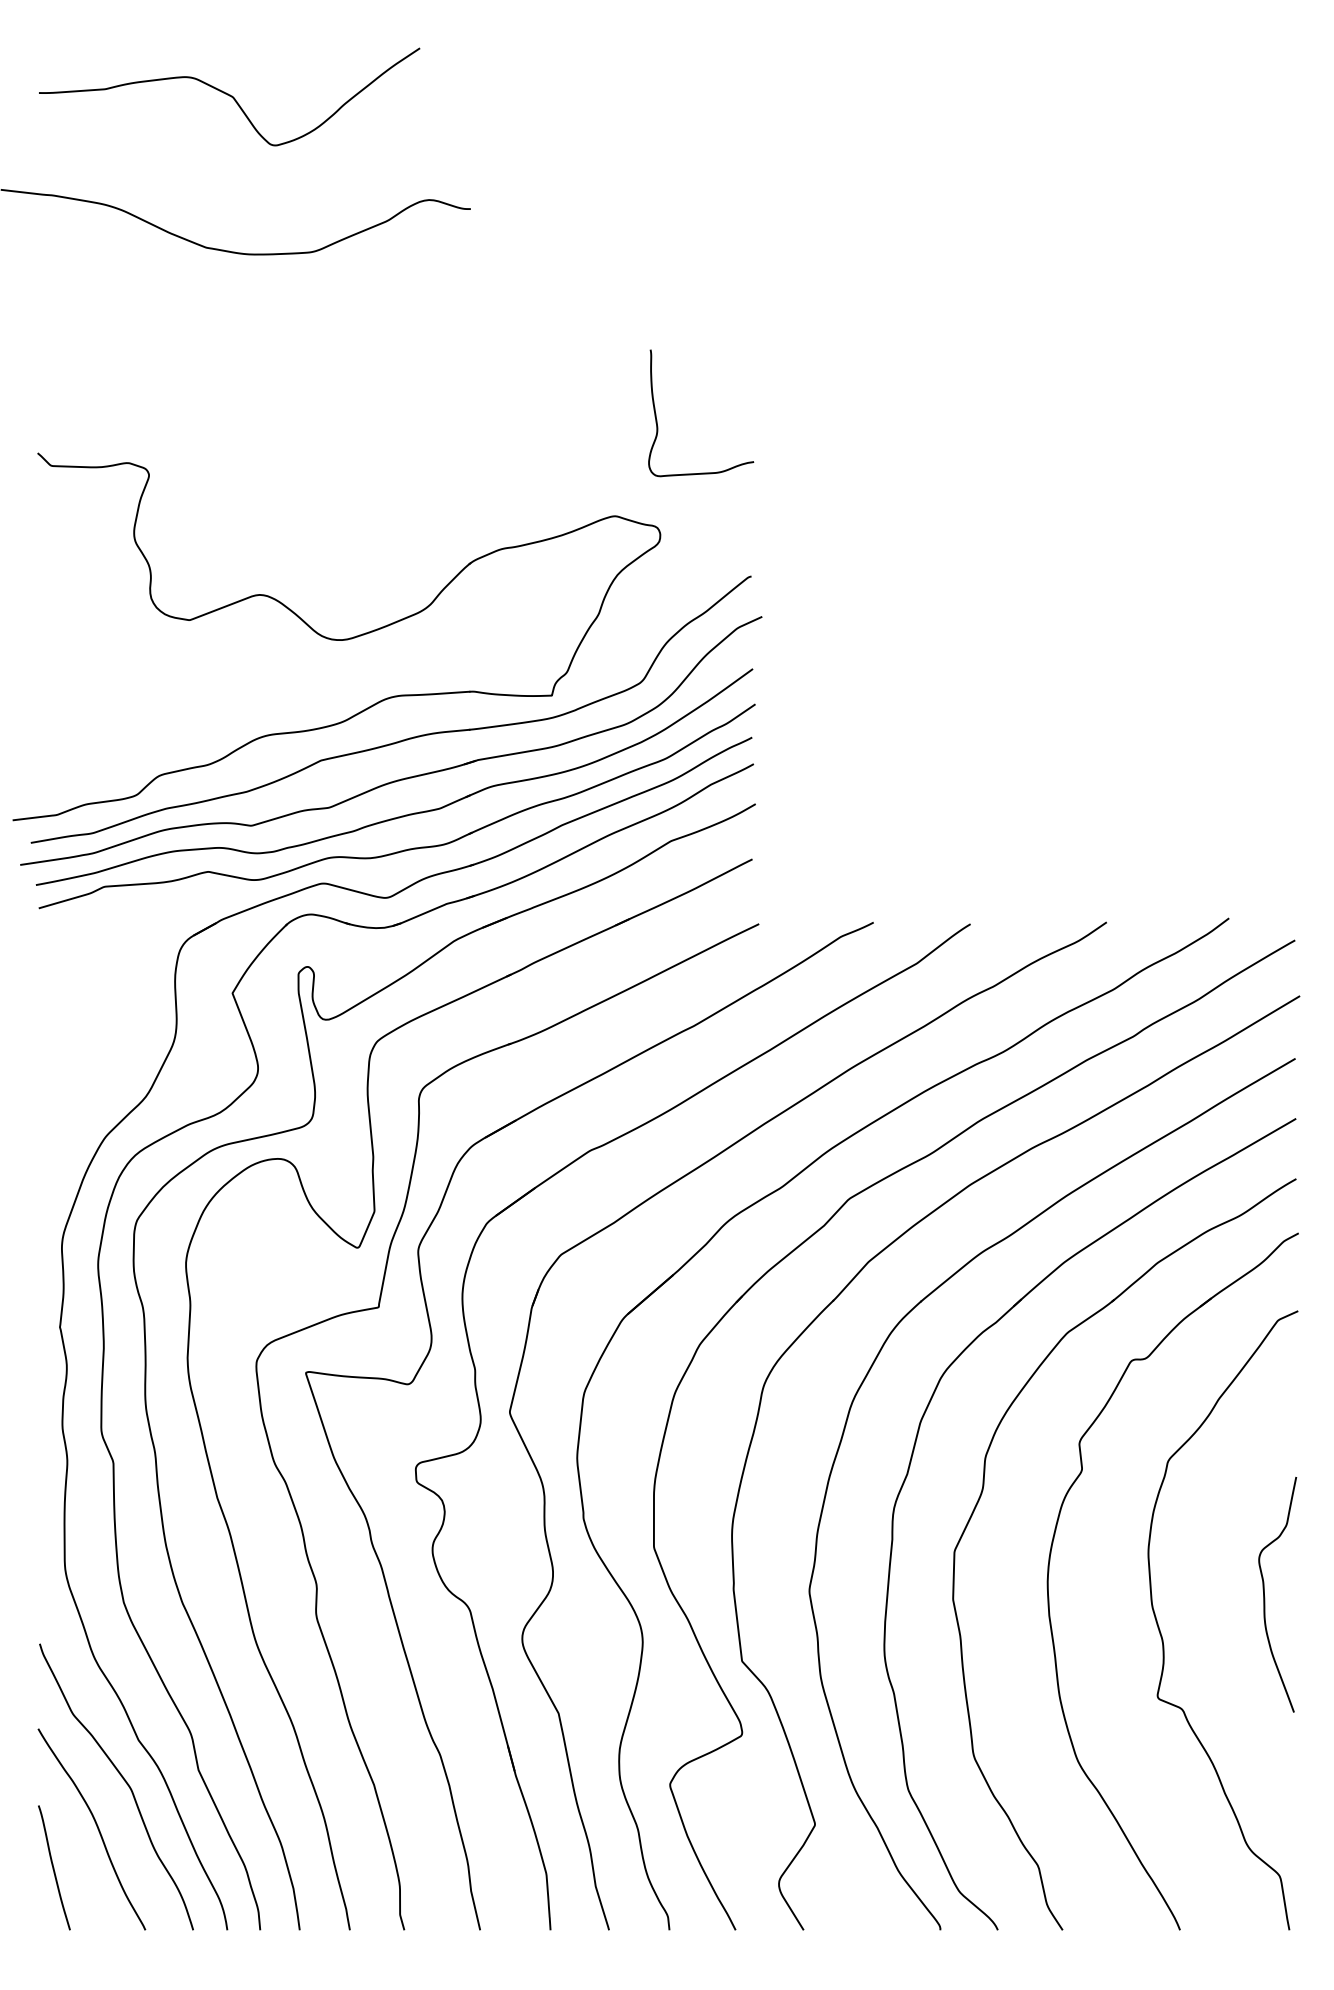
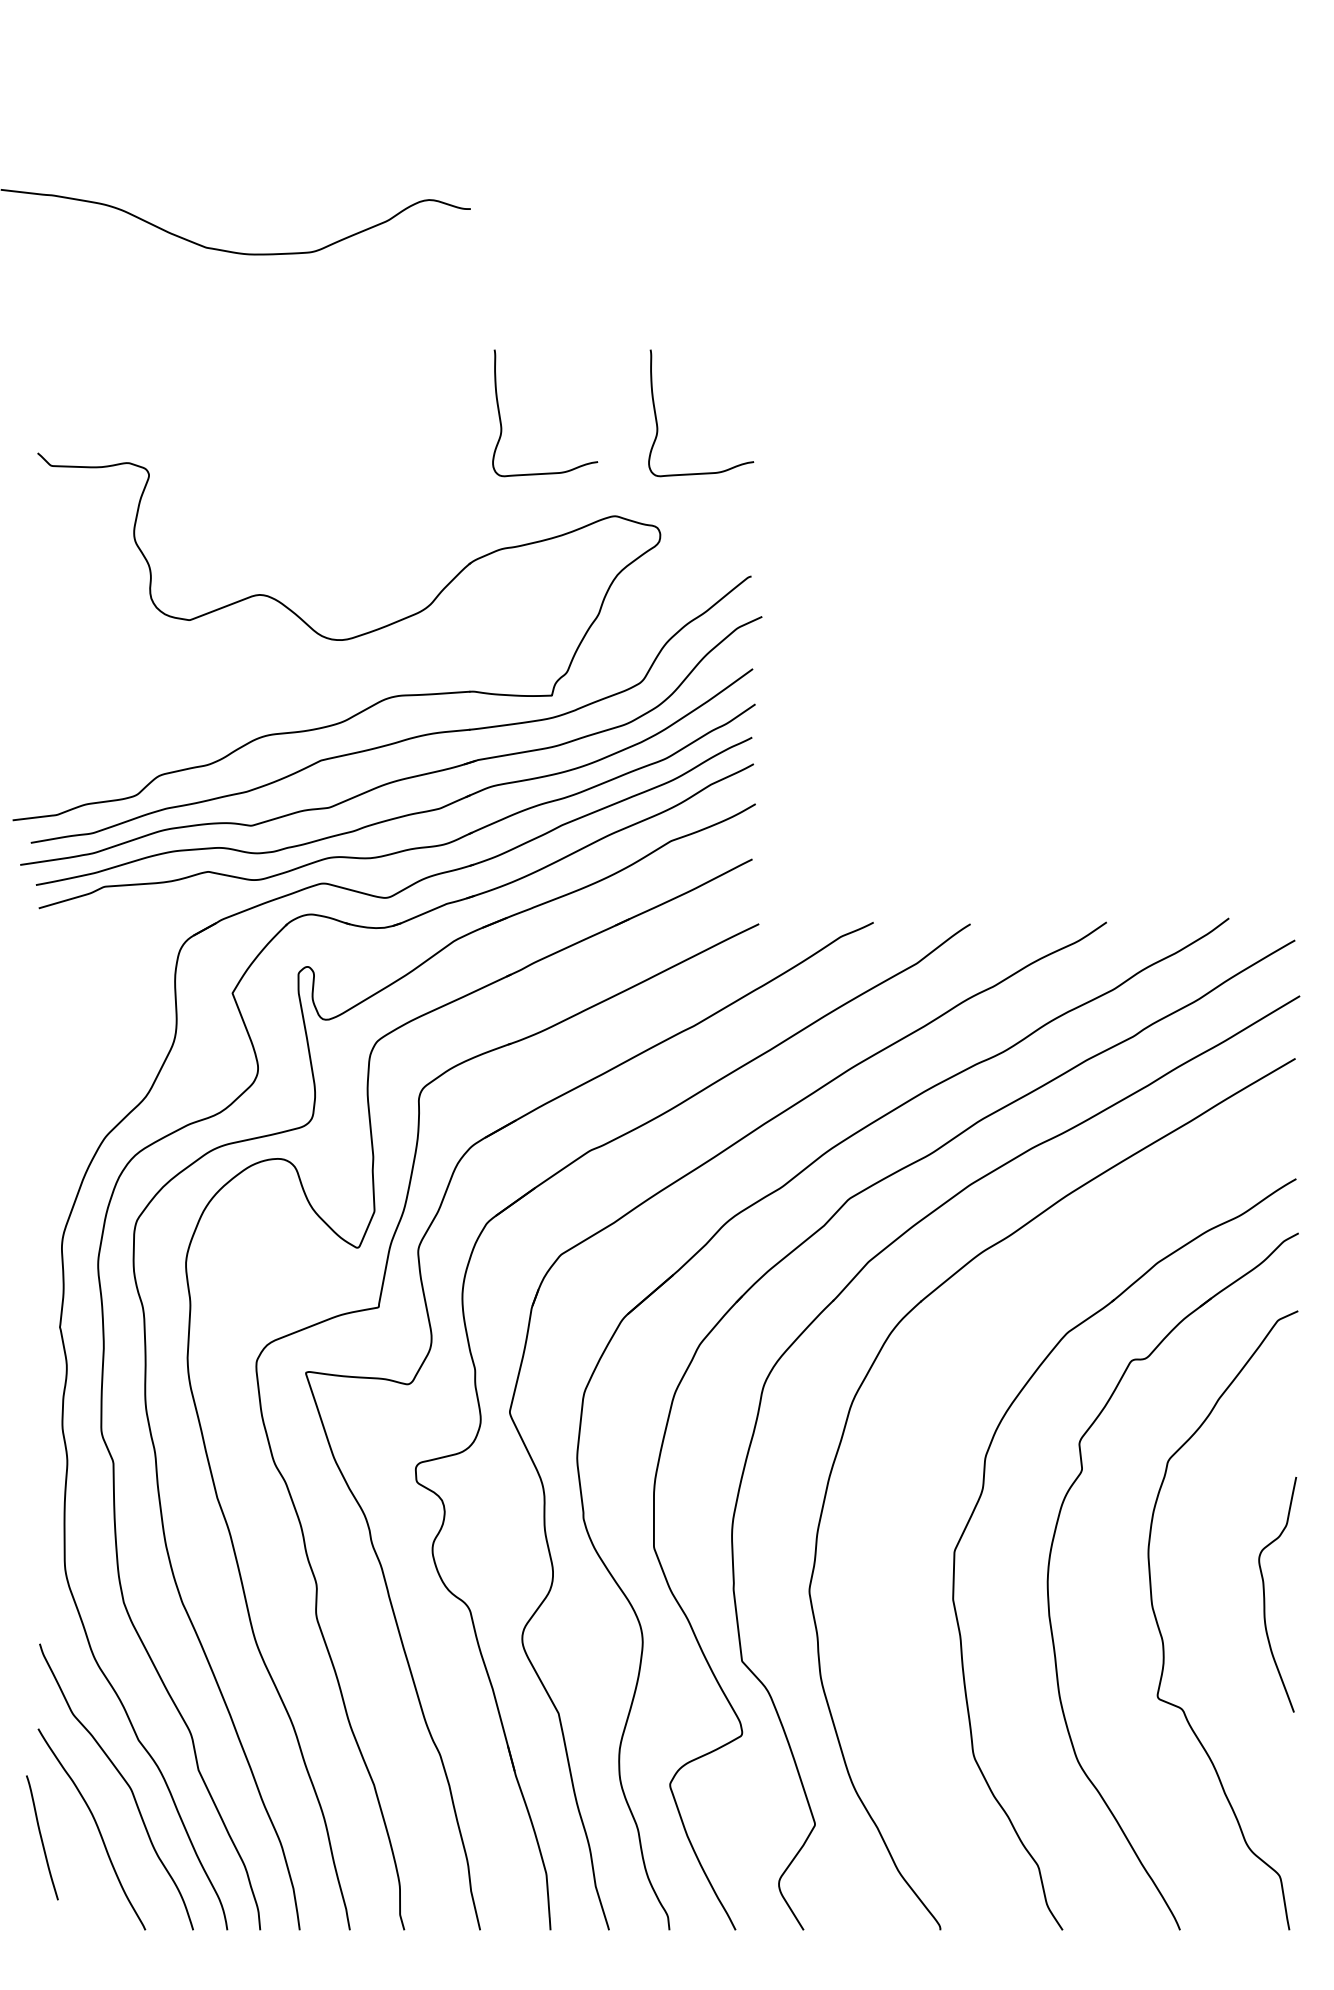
curve: present -> none (229, 96)
curve: none -> present (501, 419)
part: present -> none (908, 1474)
curve position: (54, 1867) -> (42, 1837) (42, 1837)
